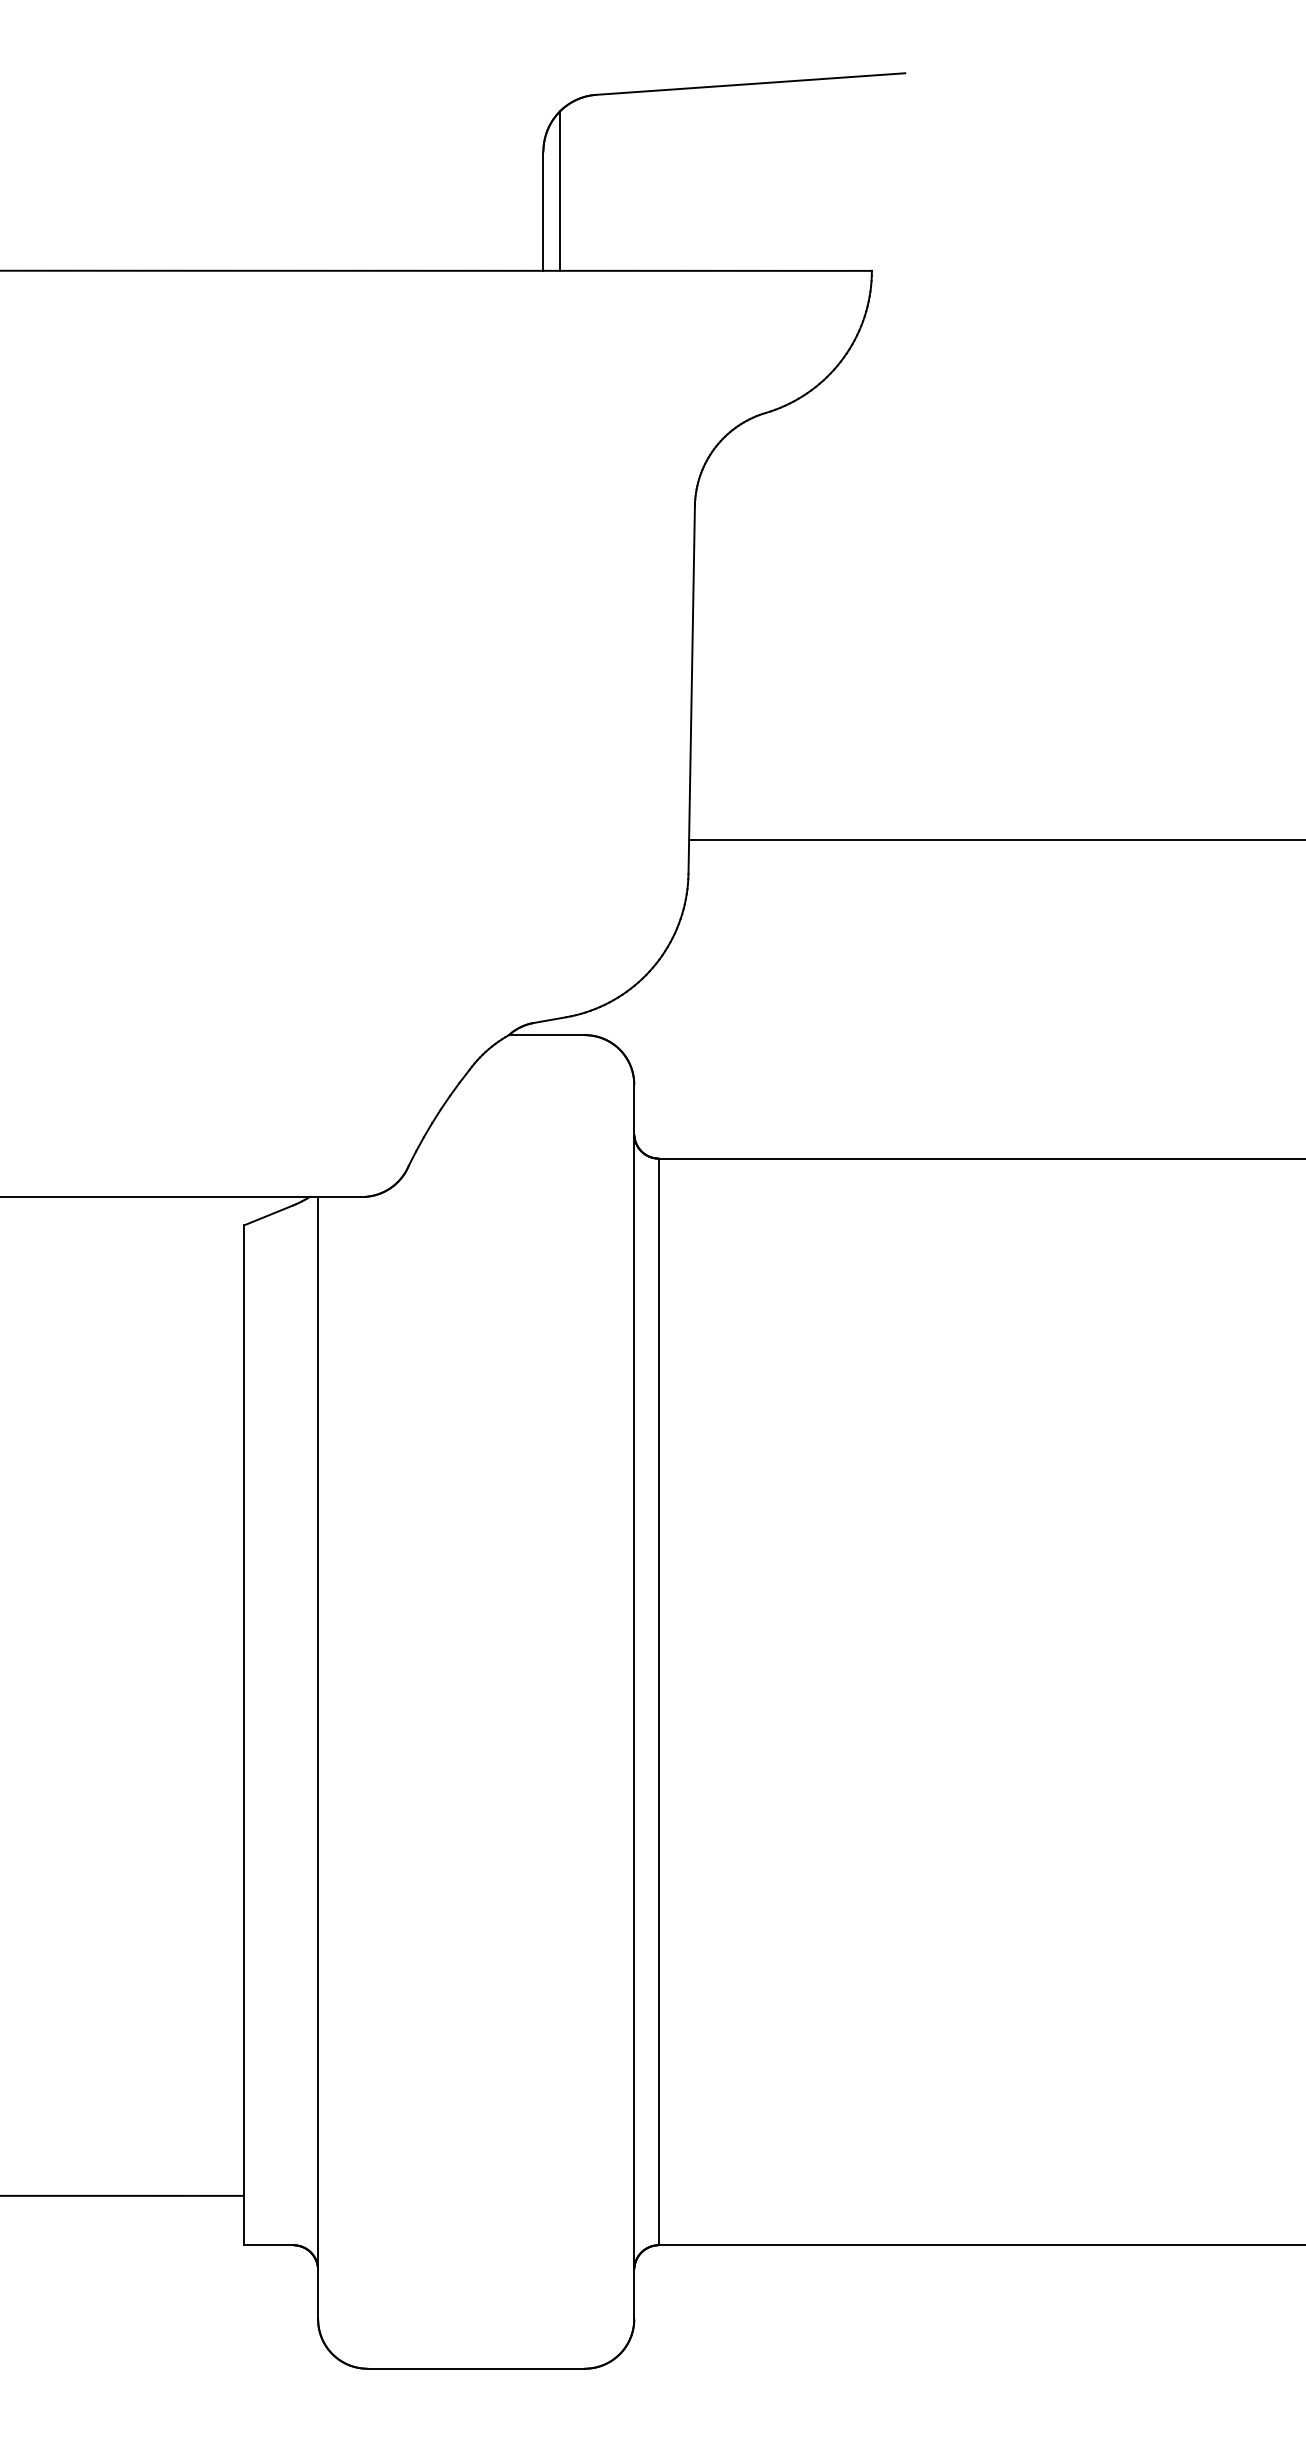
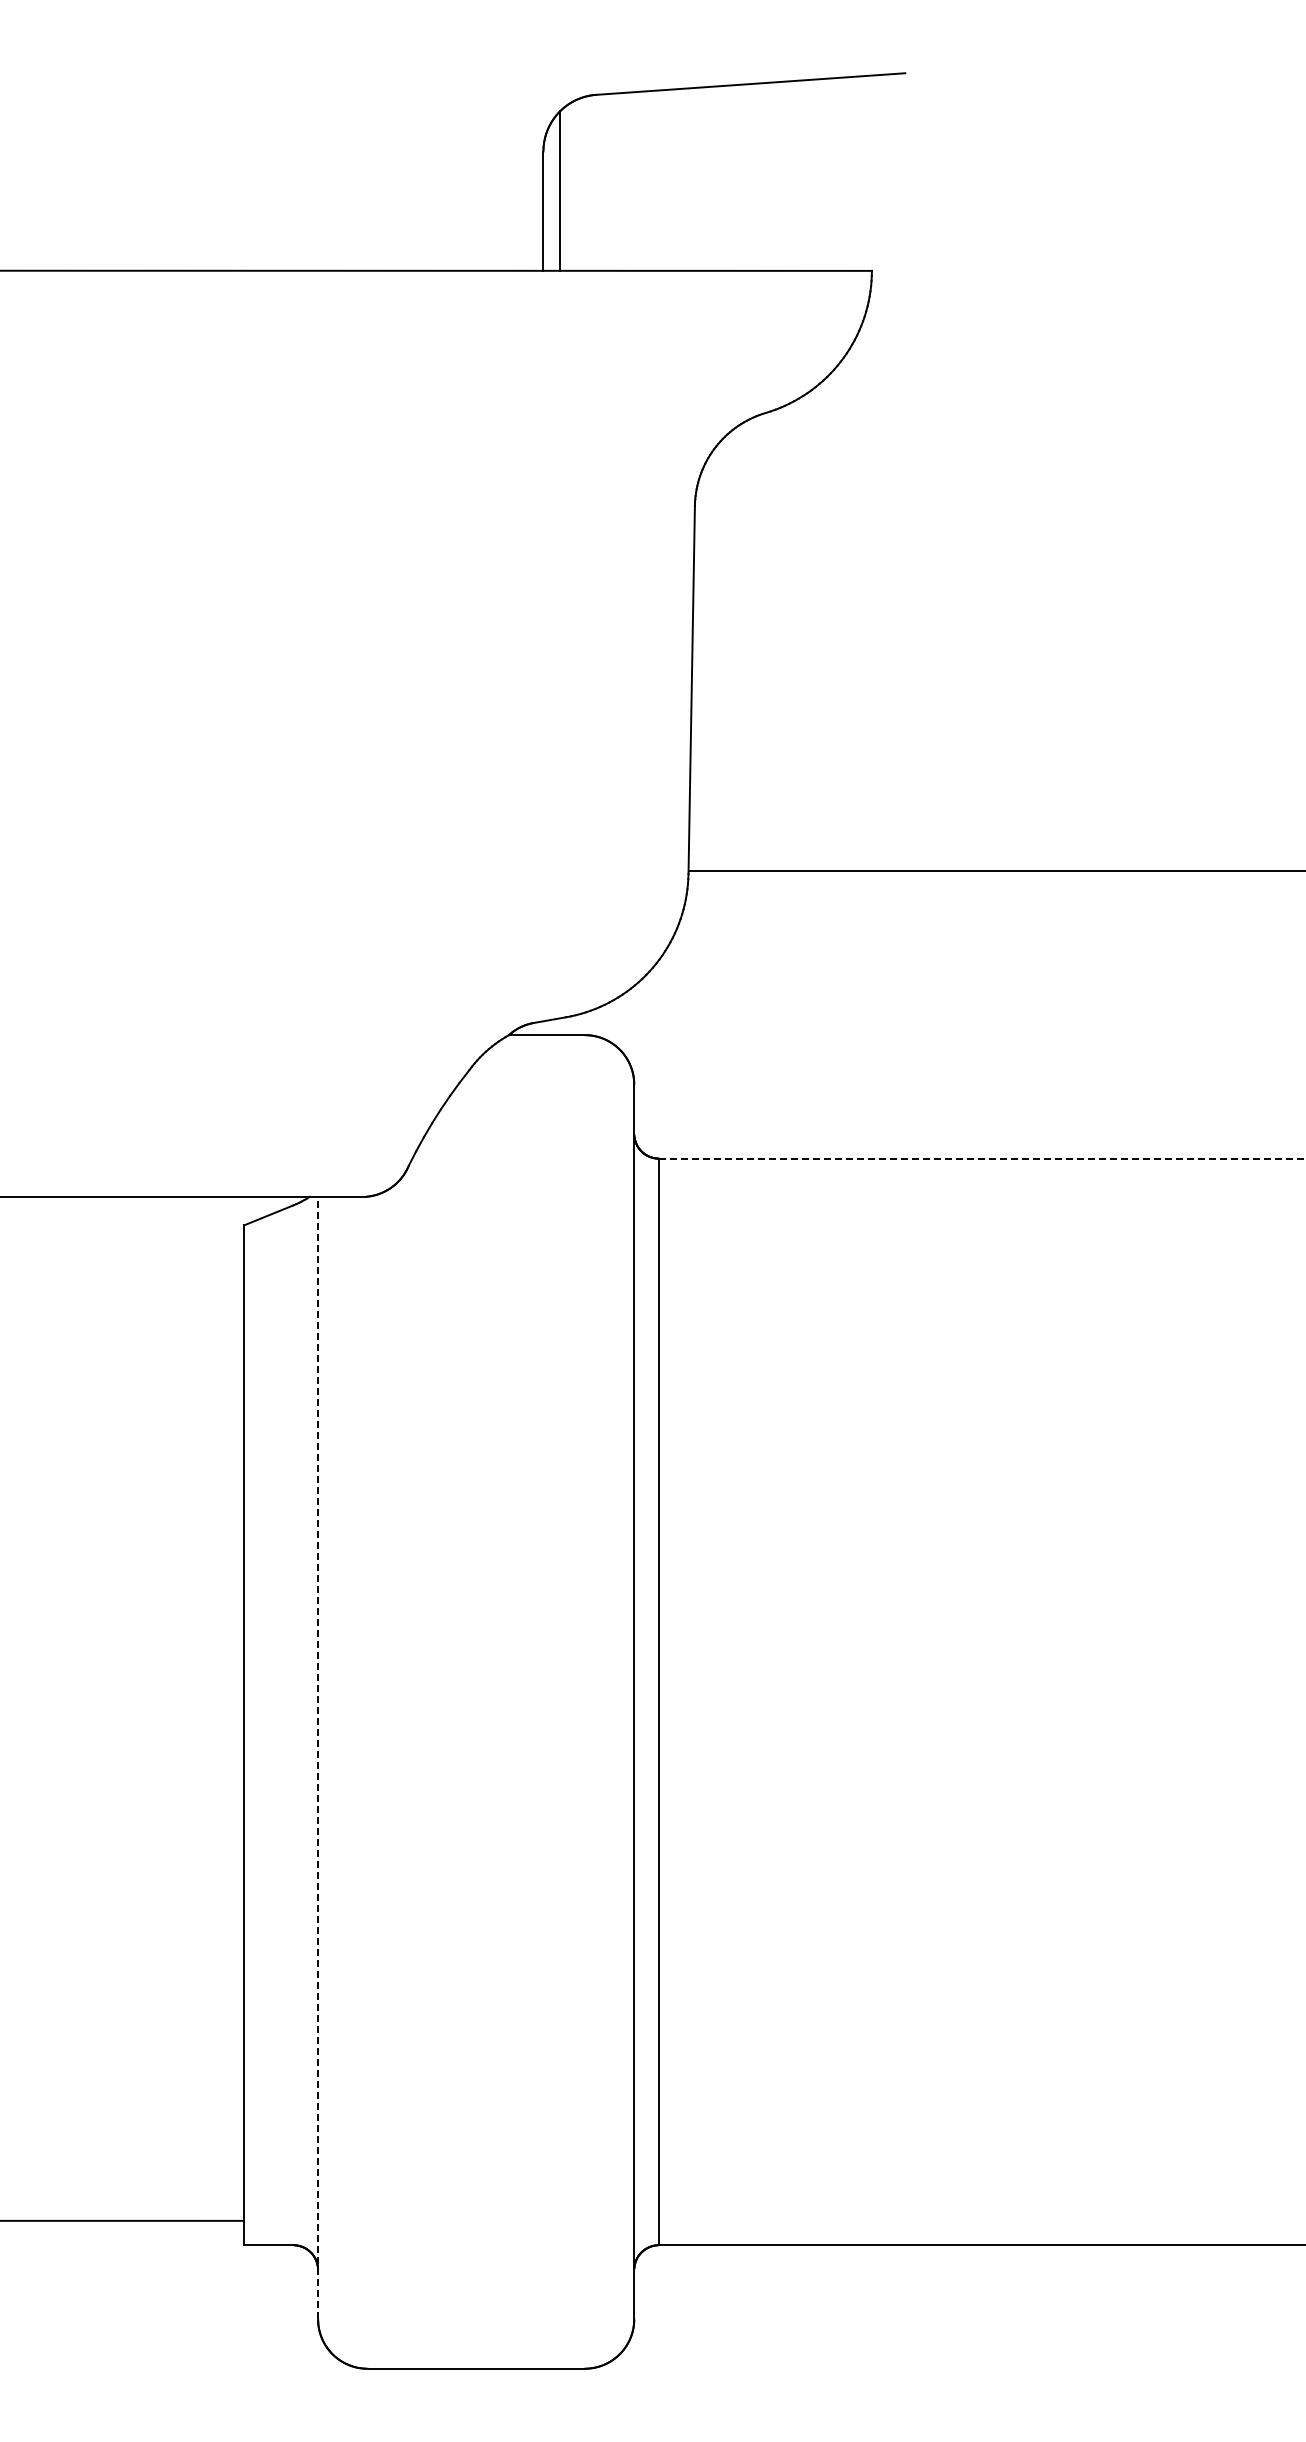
line position: (995, 840) -> (995, 871) (995, 871)
line: solid -> dashed (982, 1158)
line: solid -> dashed (318, 1757)
line position: (123, 2195) -> (123, 2220) (123, 2220)
